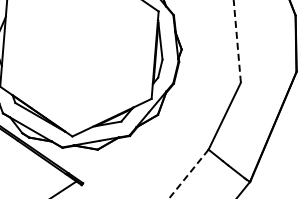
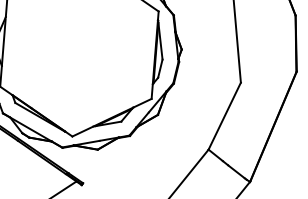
line: dashed -> solid (237, 40)
line: dashed -> solid (188, 174)
